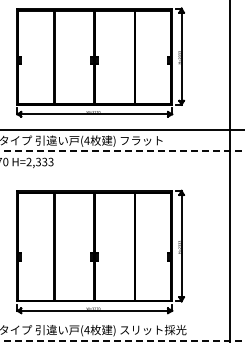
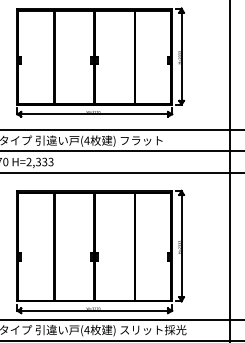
line: dashed -> solid (122, 151)
line: none -> present (121, 172)
line: none -> present (121, 319)
line: dashed -> solid (122, 340)
